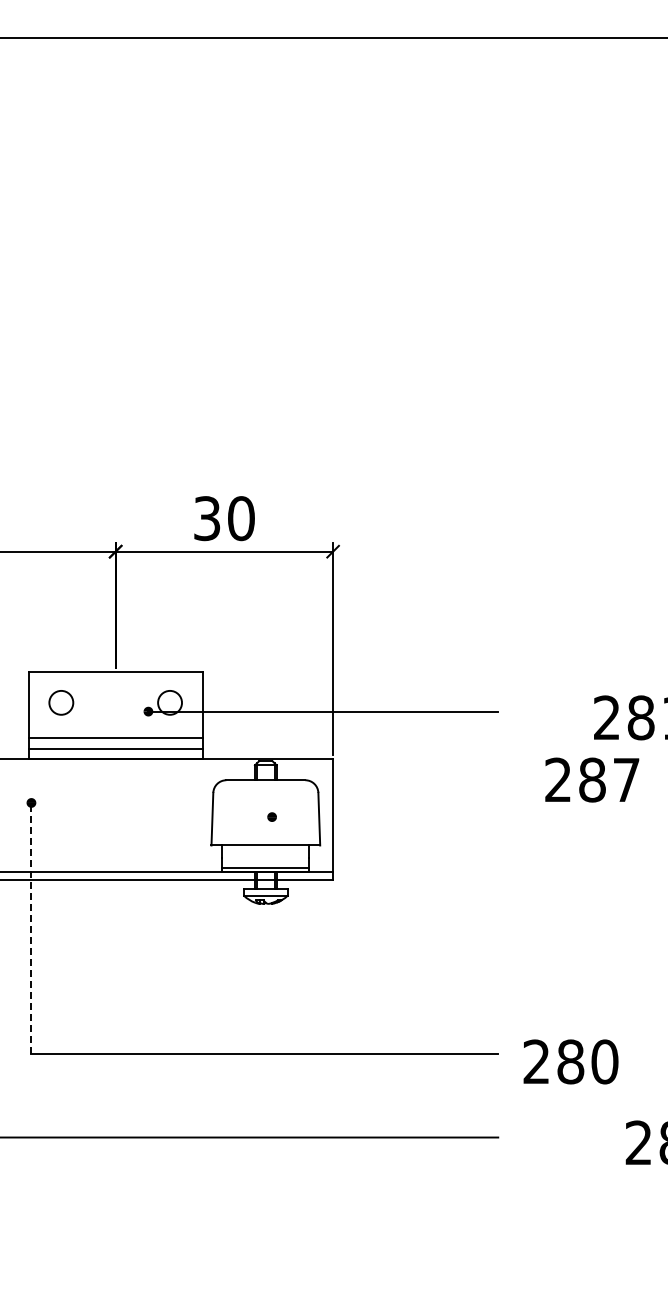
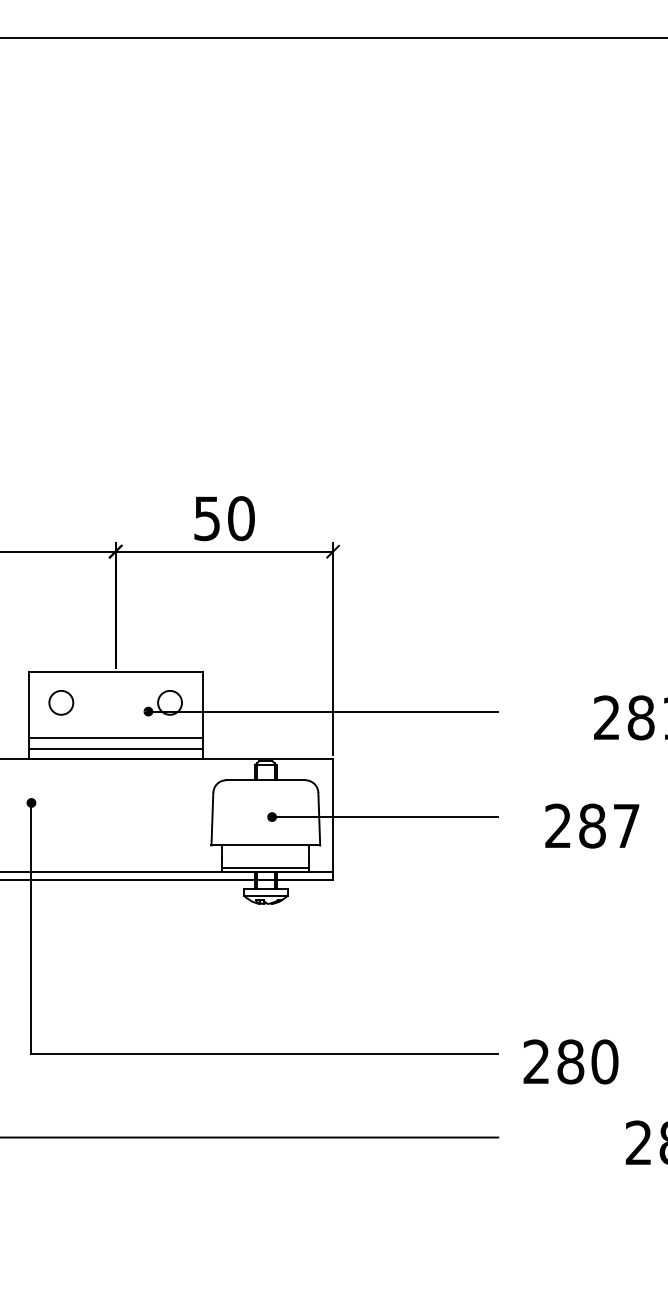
text: 30 -> 50 (207, 518)
text position: (592, 779) -> (592, 825) (592, 825)
line: none -> present (385, 817)
line: dashed -> solid (31, 927)
